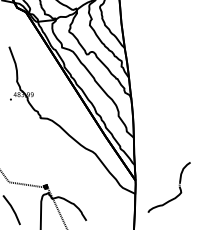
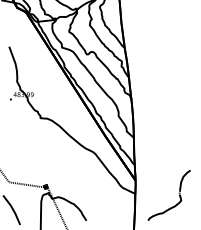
part position: (178, 185) -> (178, 193) (178, 193)
